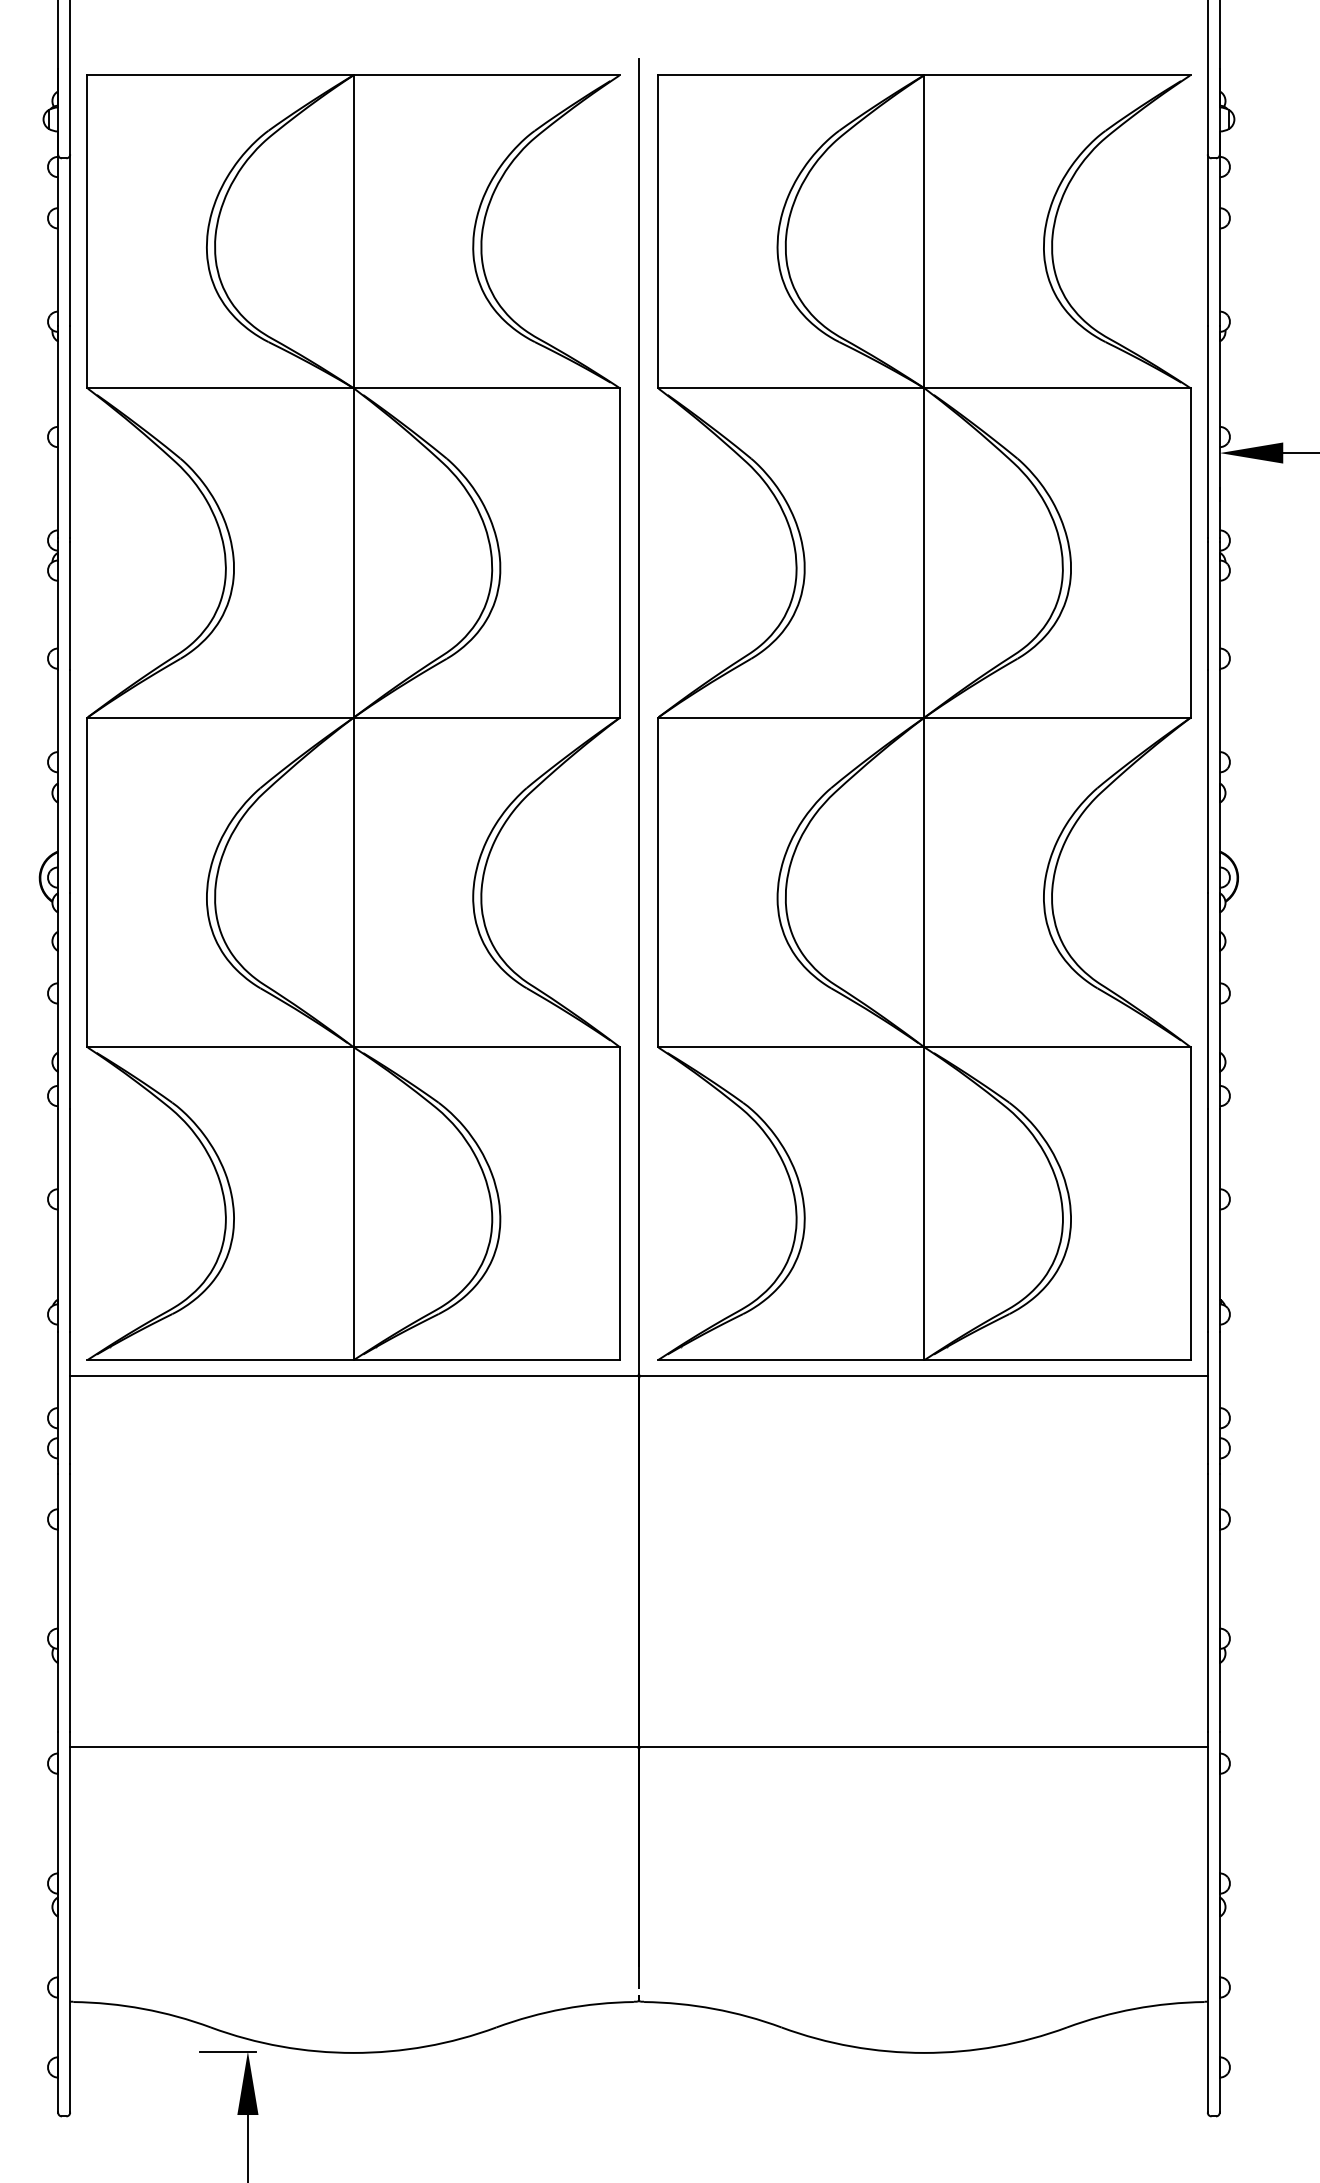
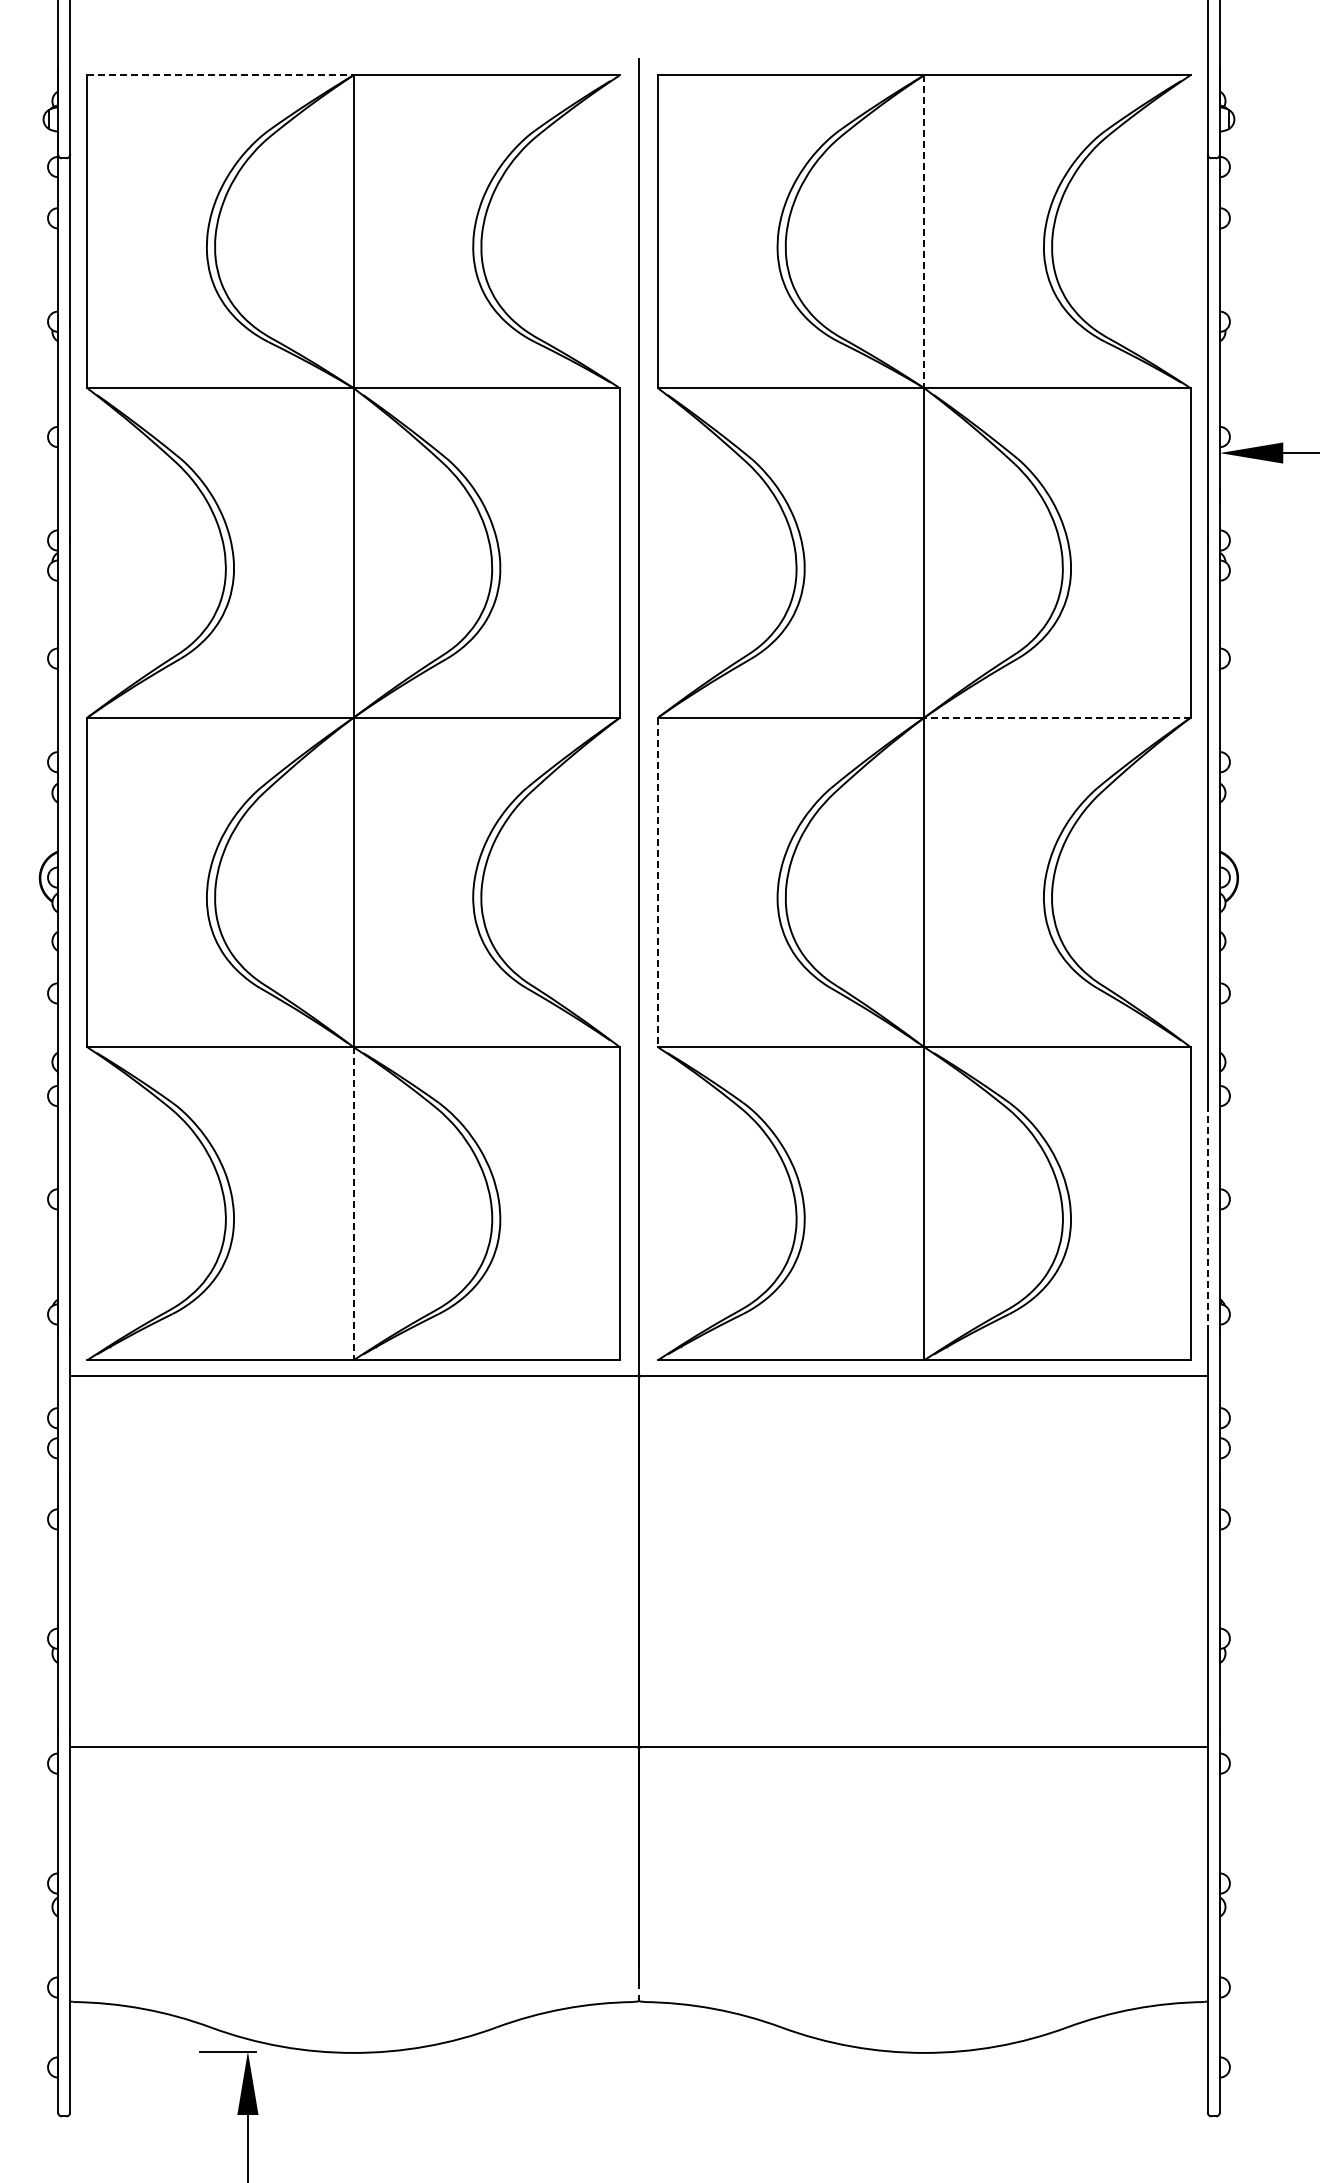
line: solid -> dashed (220, 75)
line: solid -> dashed (924, 232)
line: solid -> dashed (1056, 717)
line: solid -> dashed (658, 882)
line: solid -> dashed (353, 1204)
line: solid -> dashed (1207, 1220)
